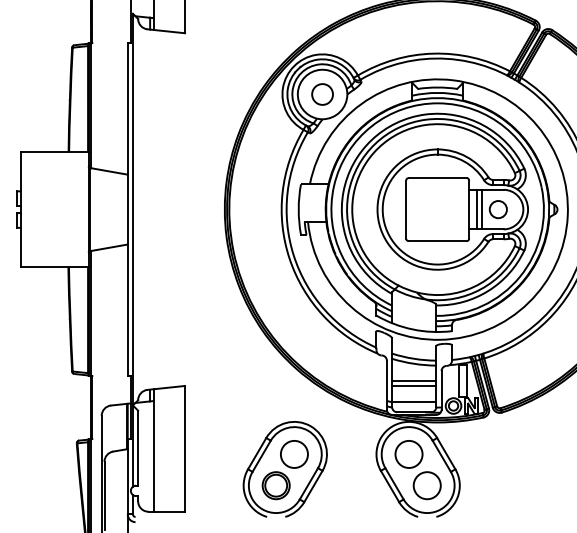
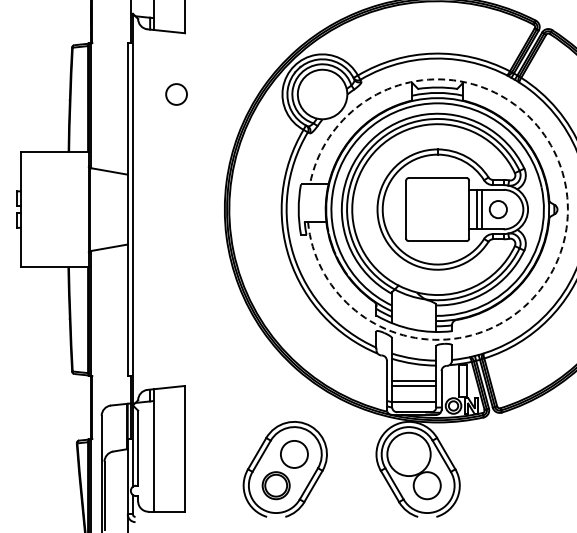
circle position: (322, 94) -> (176, 94) (176, 94)
arc: solid -> dashed (567, 216)
circle diameter: 27 px -> 43 px (408, 454)
